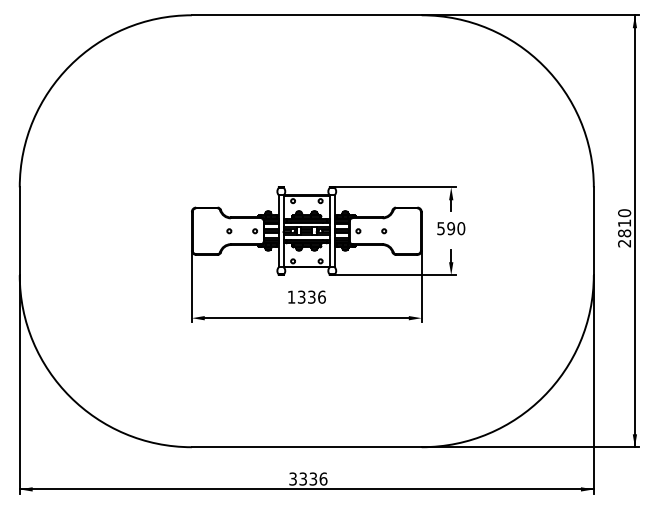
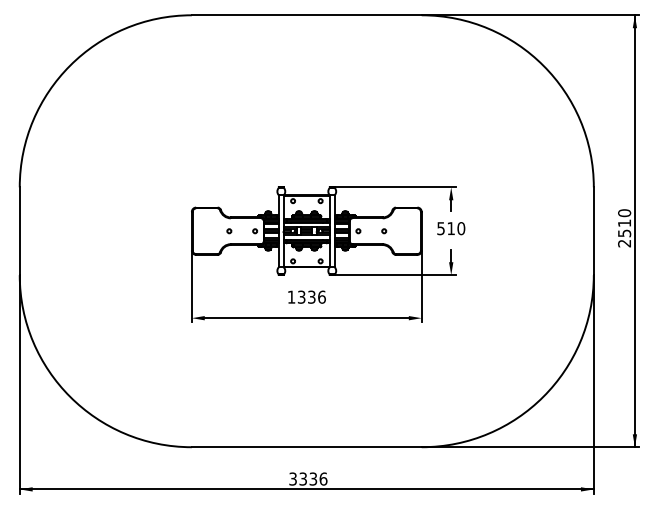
text: 590 -> 510 (451, 228)
text: 2810 -> 2510 (624, 233)
